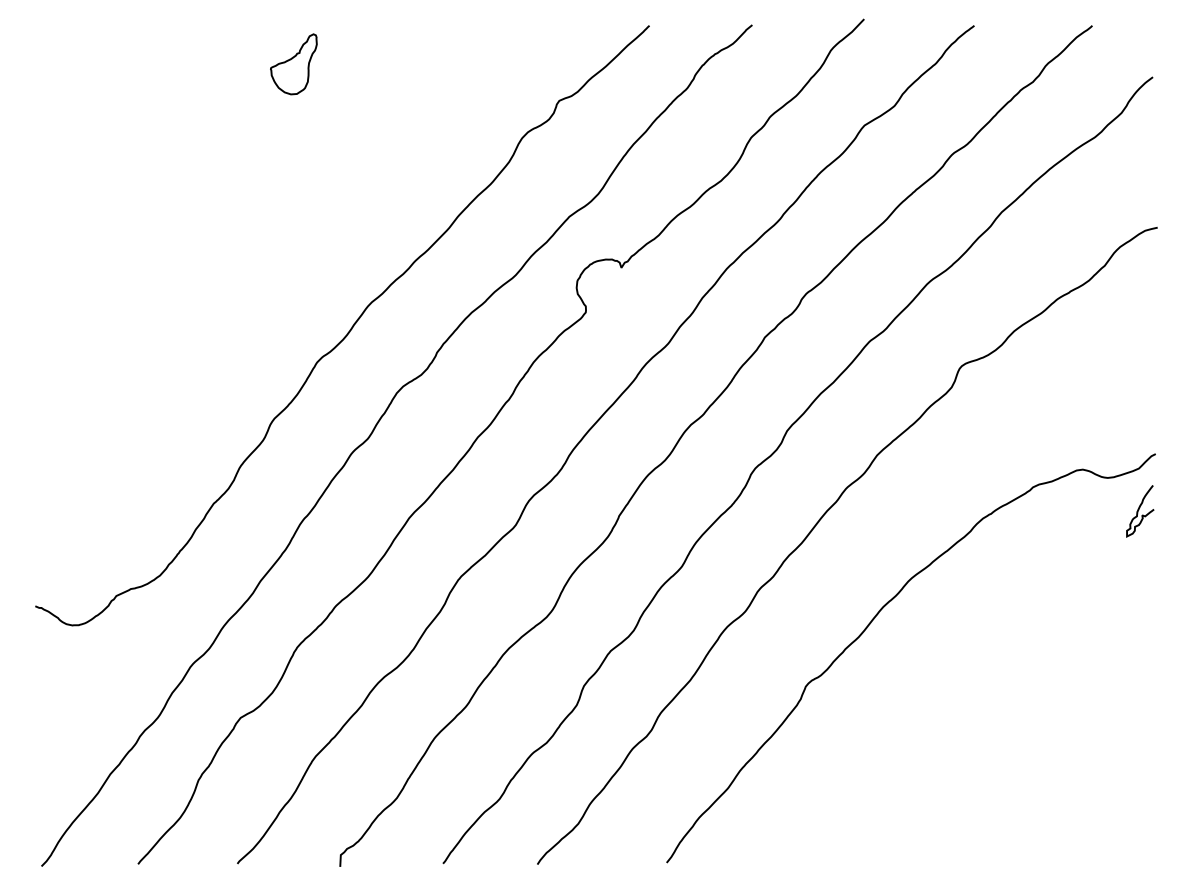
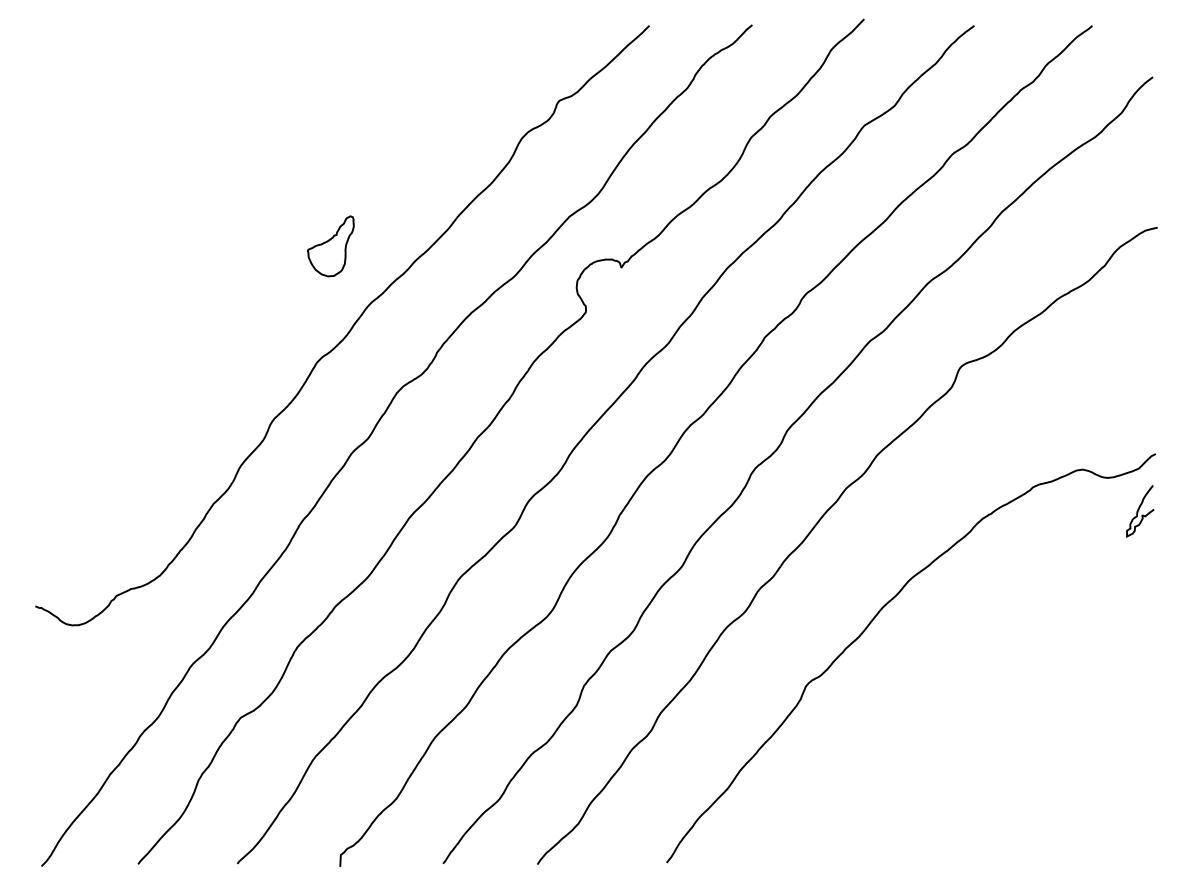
part position: (293, 64) -> (330, 246) (330, 246)
